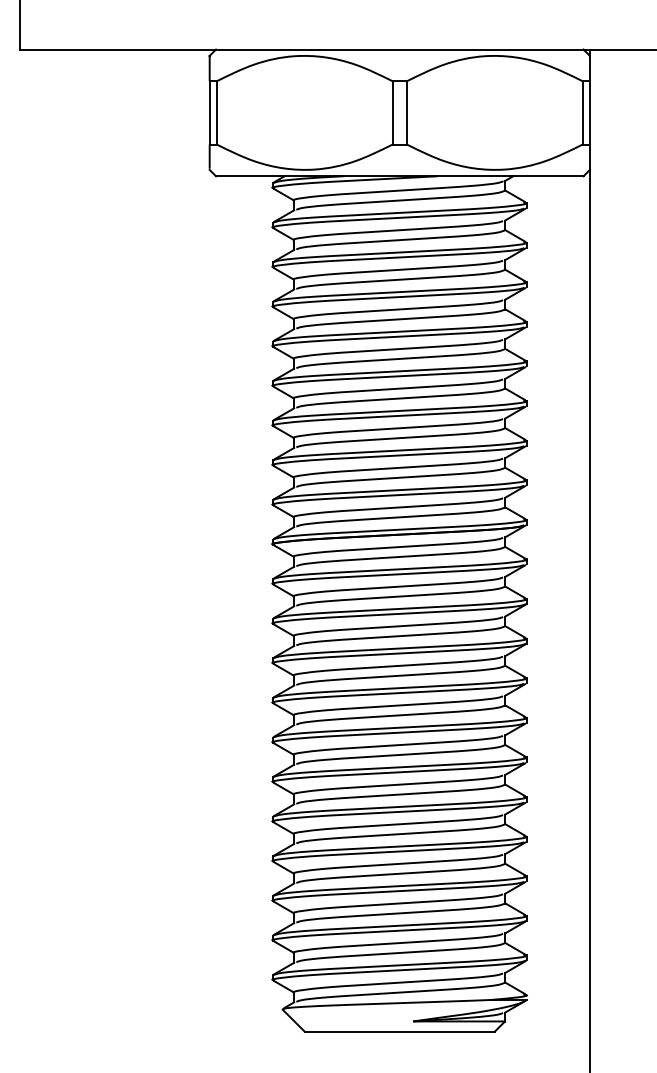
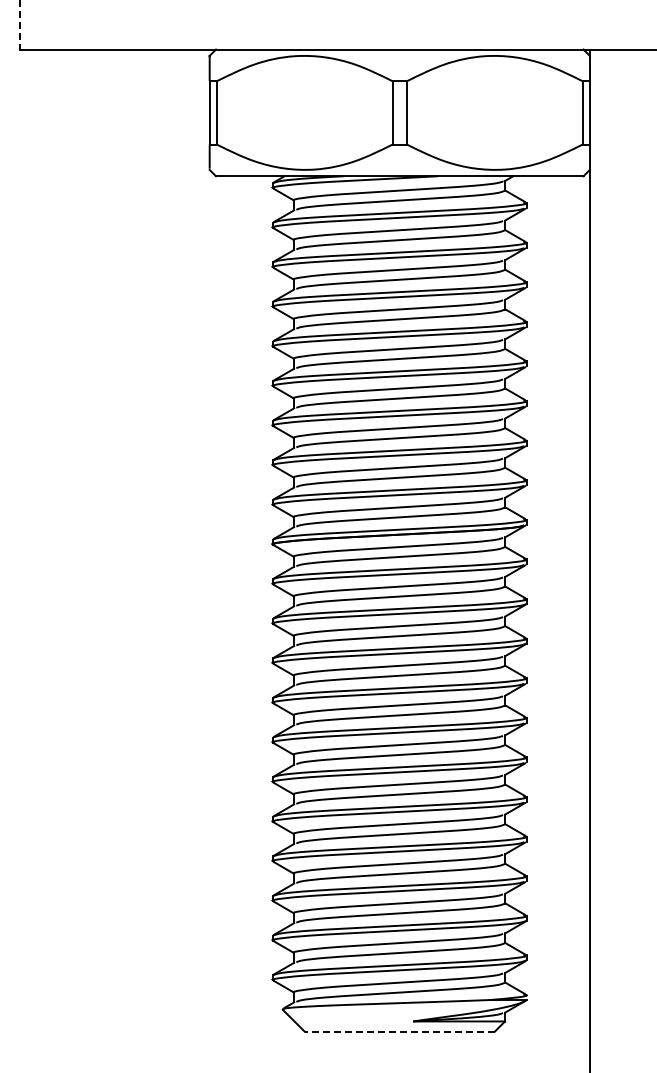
line: solid -> dashed (19, 25)
line: solid -> dashed (399, 1031)
